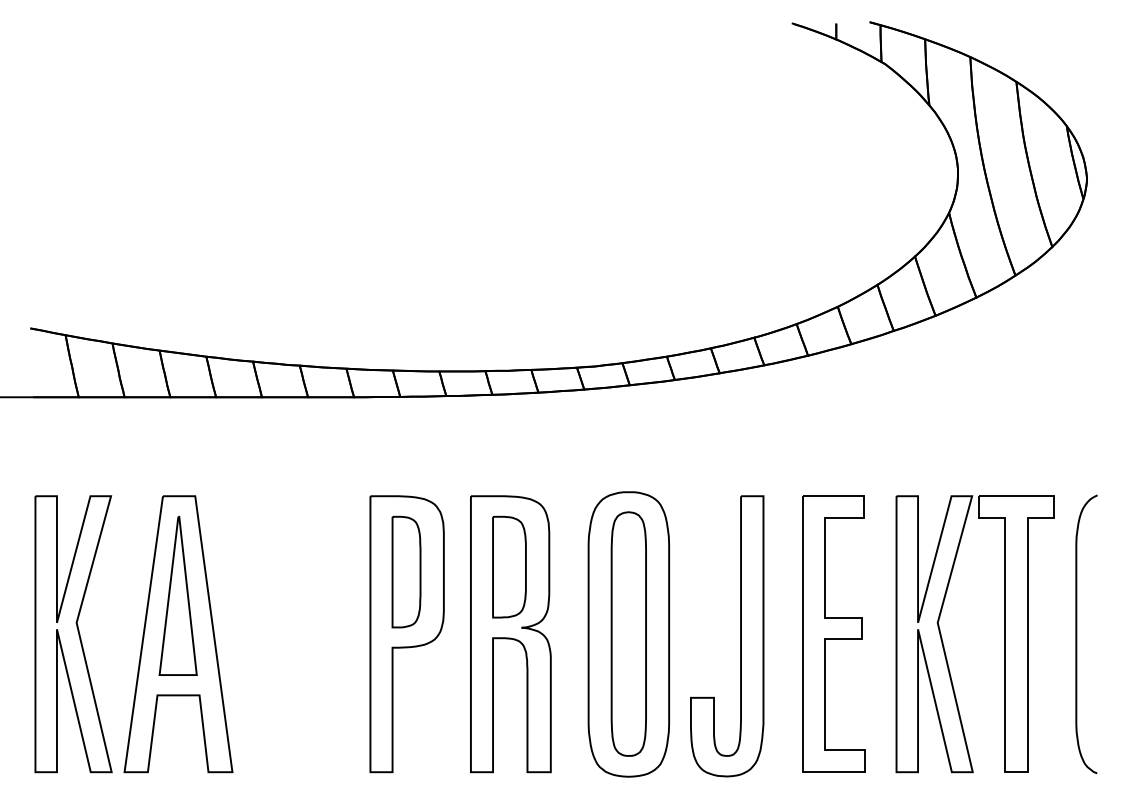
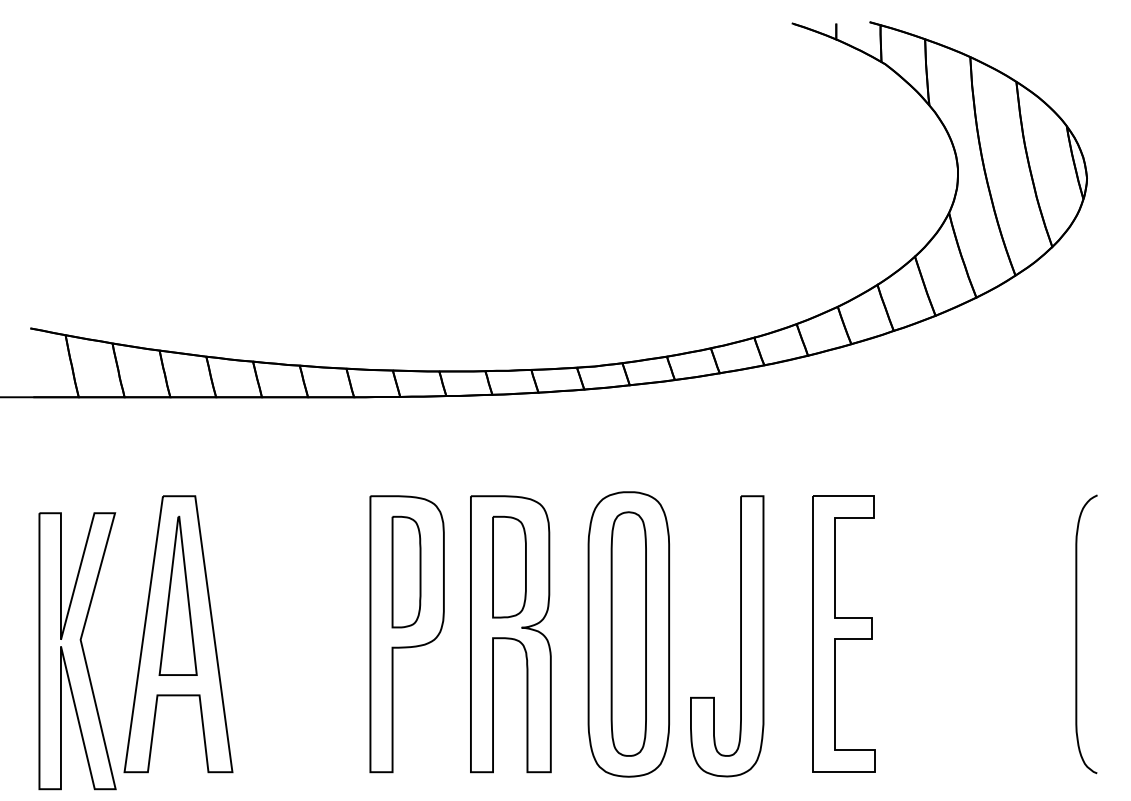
part position: (833, 633) -> (843, 633) (843, 633)
part position: (73, 634) -> (77, 651) (77, 651)
part: present -> none (1004, 634)
